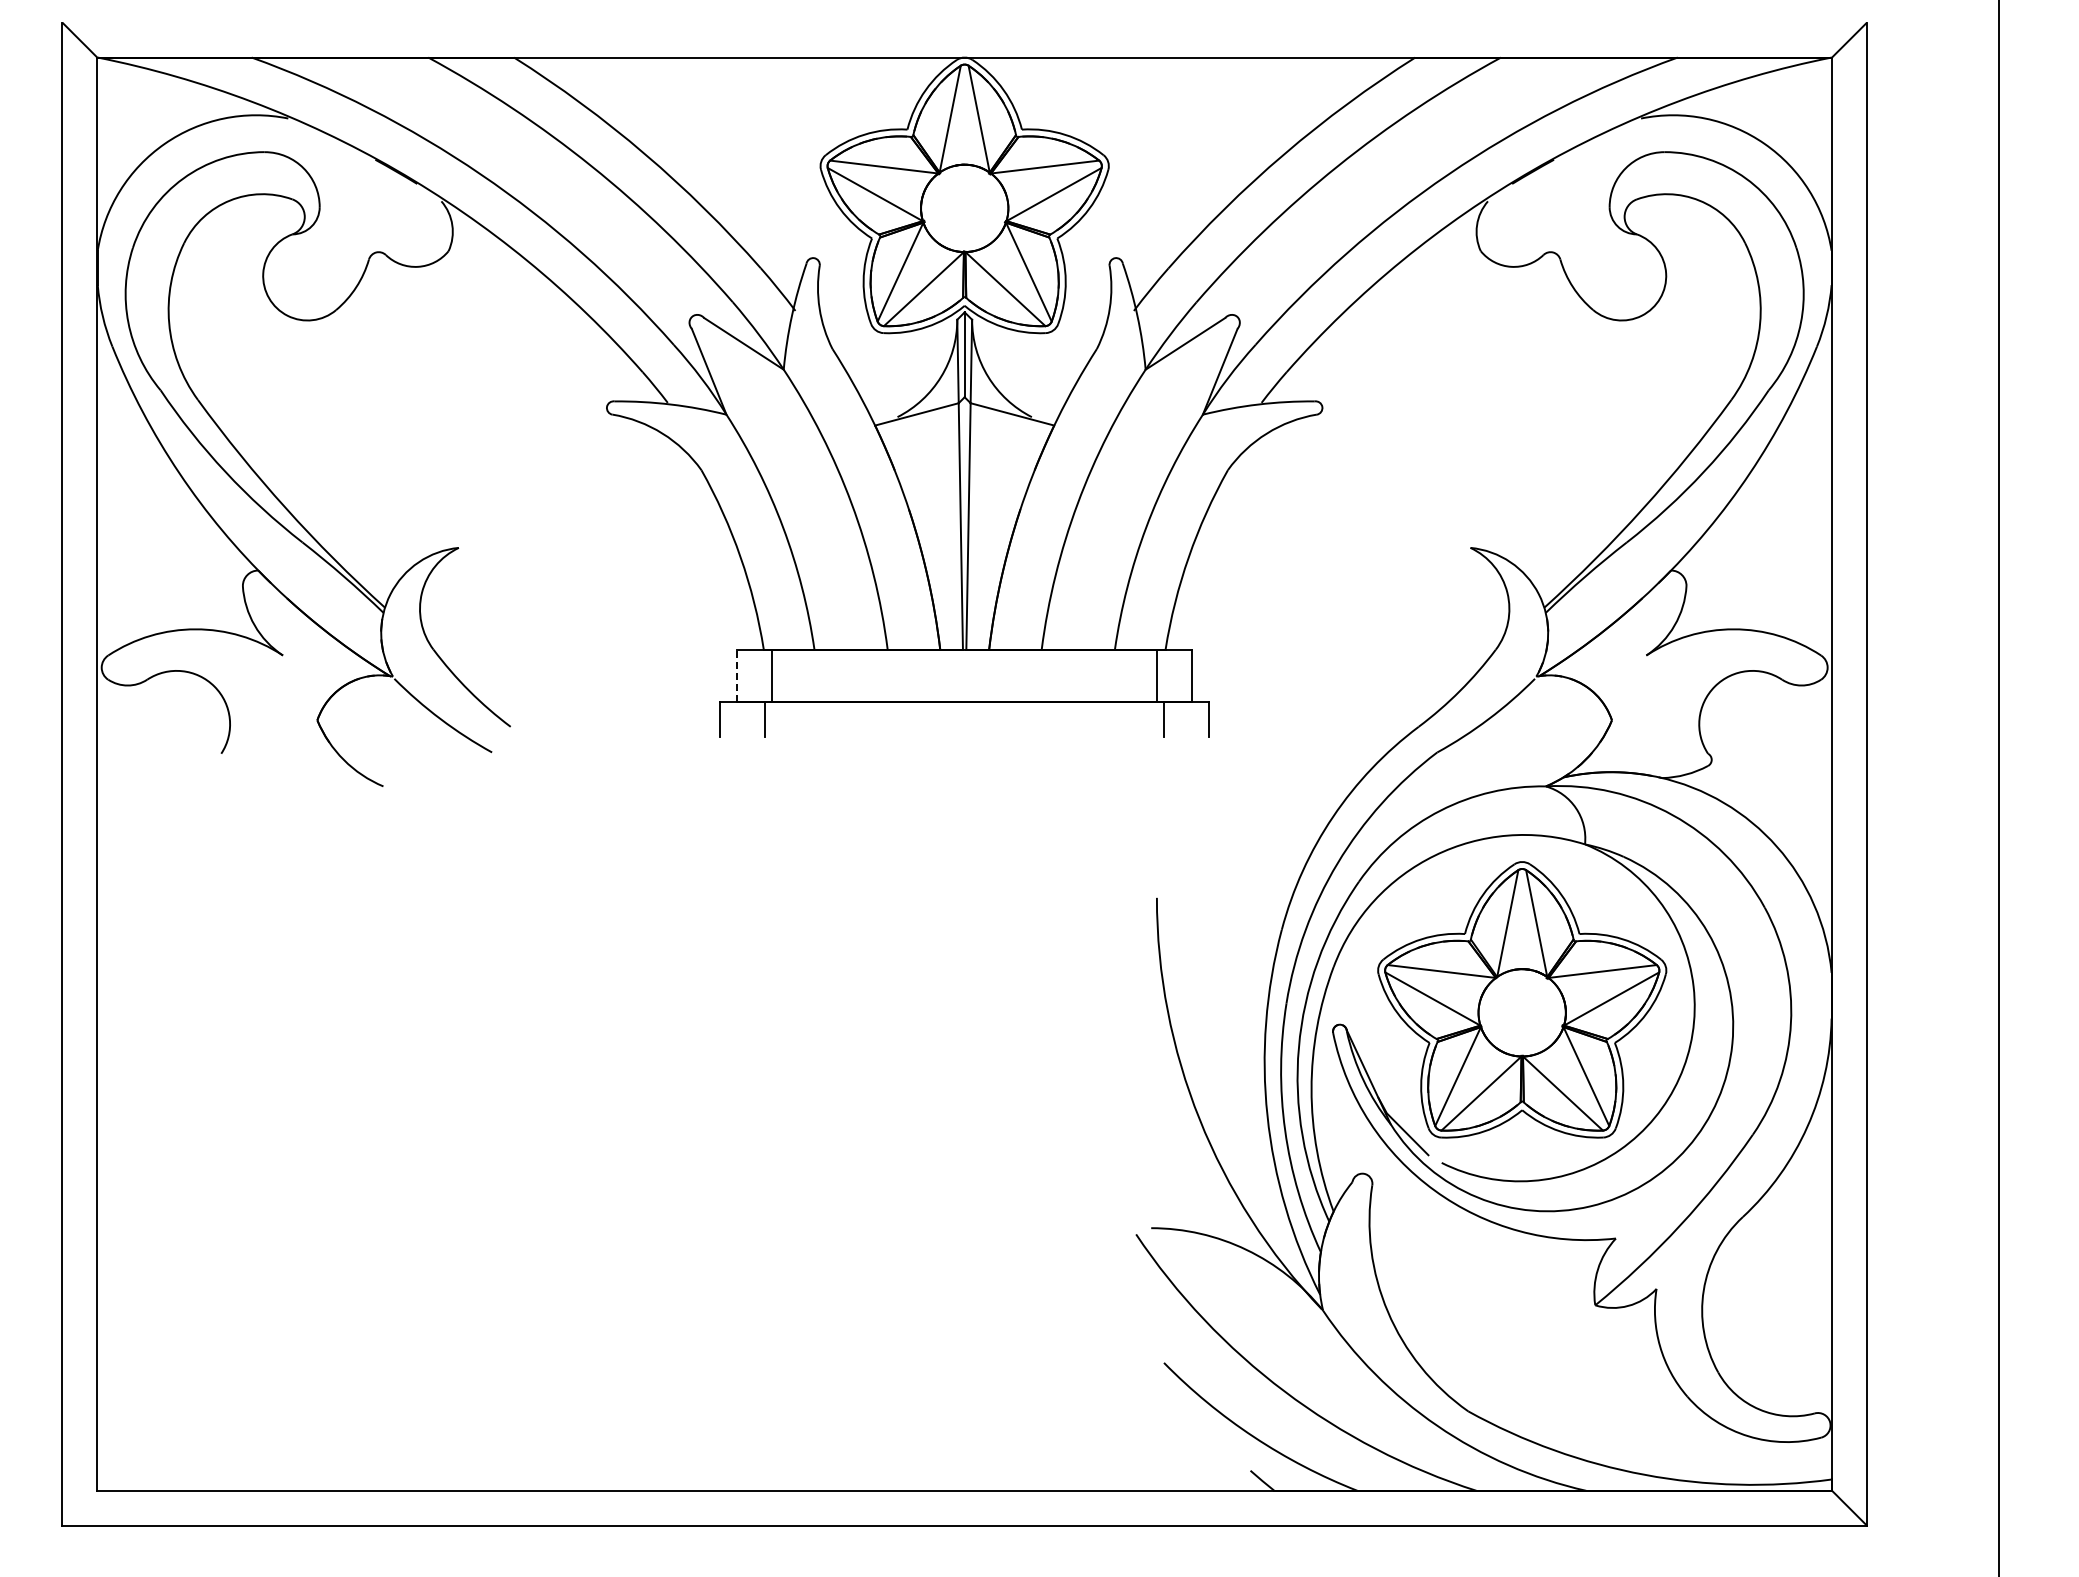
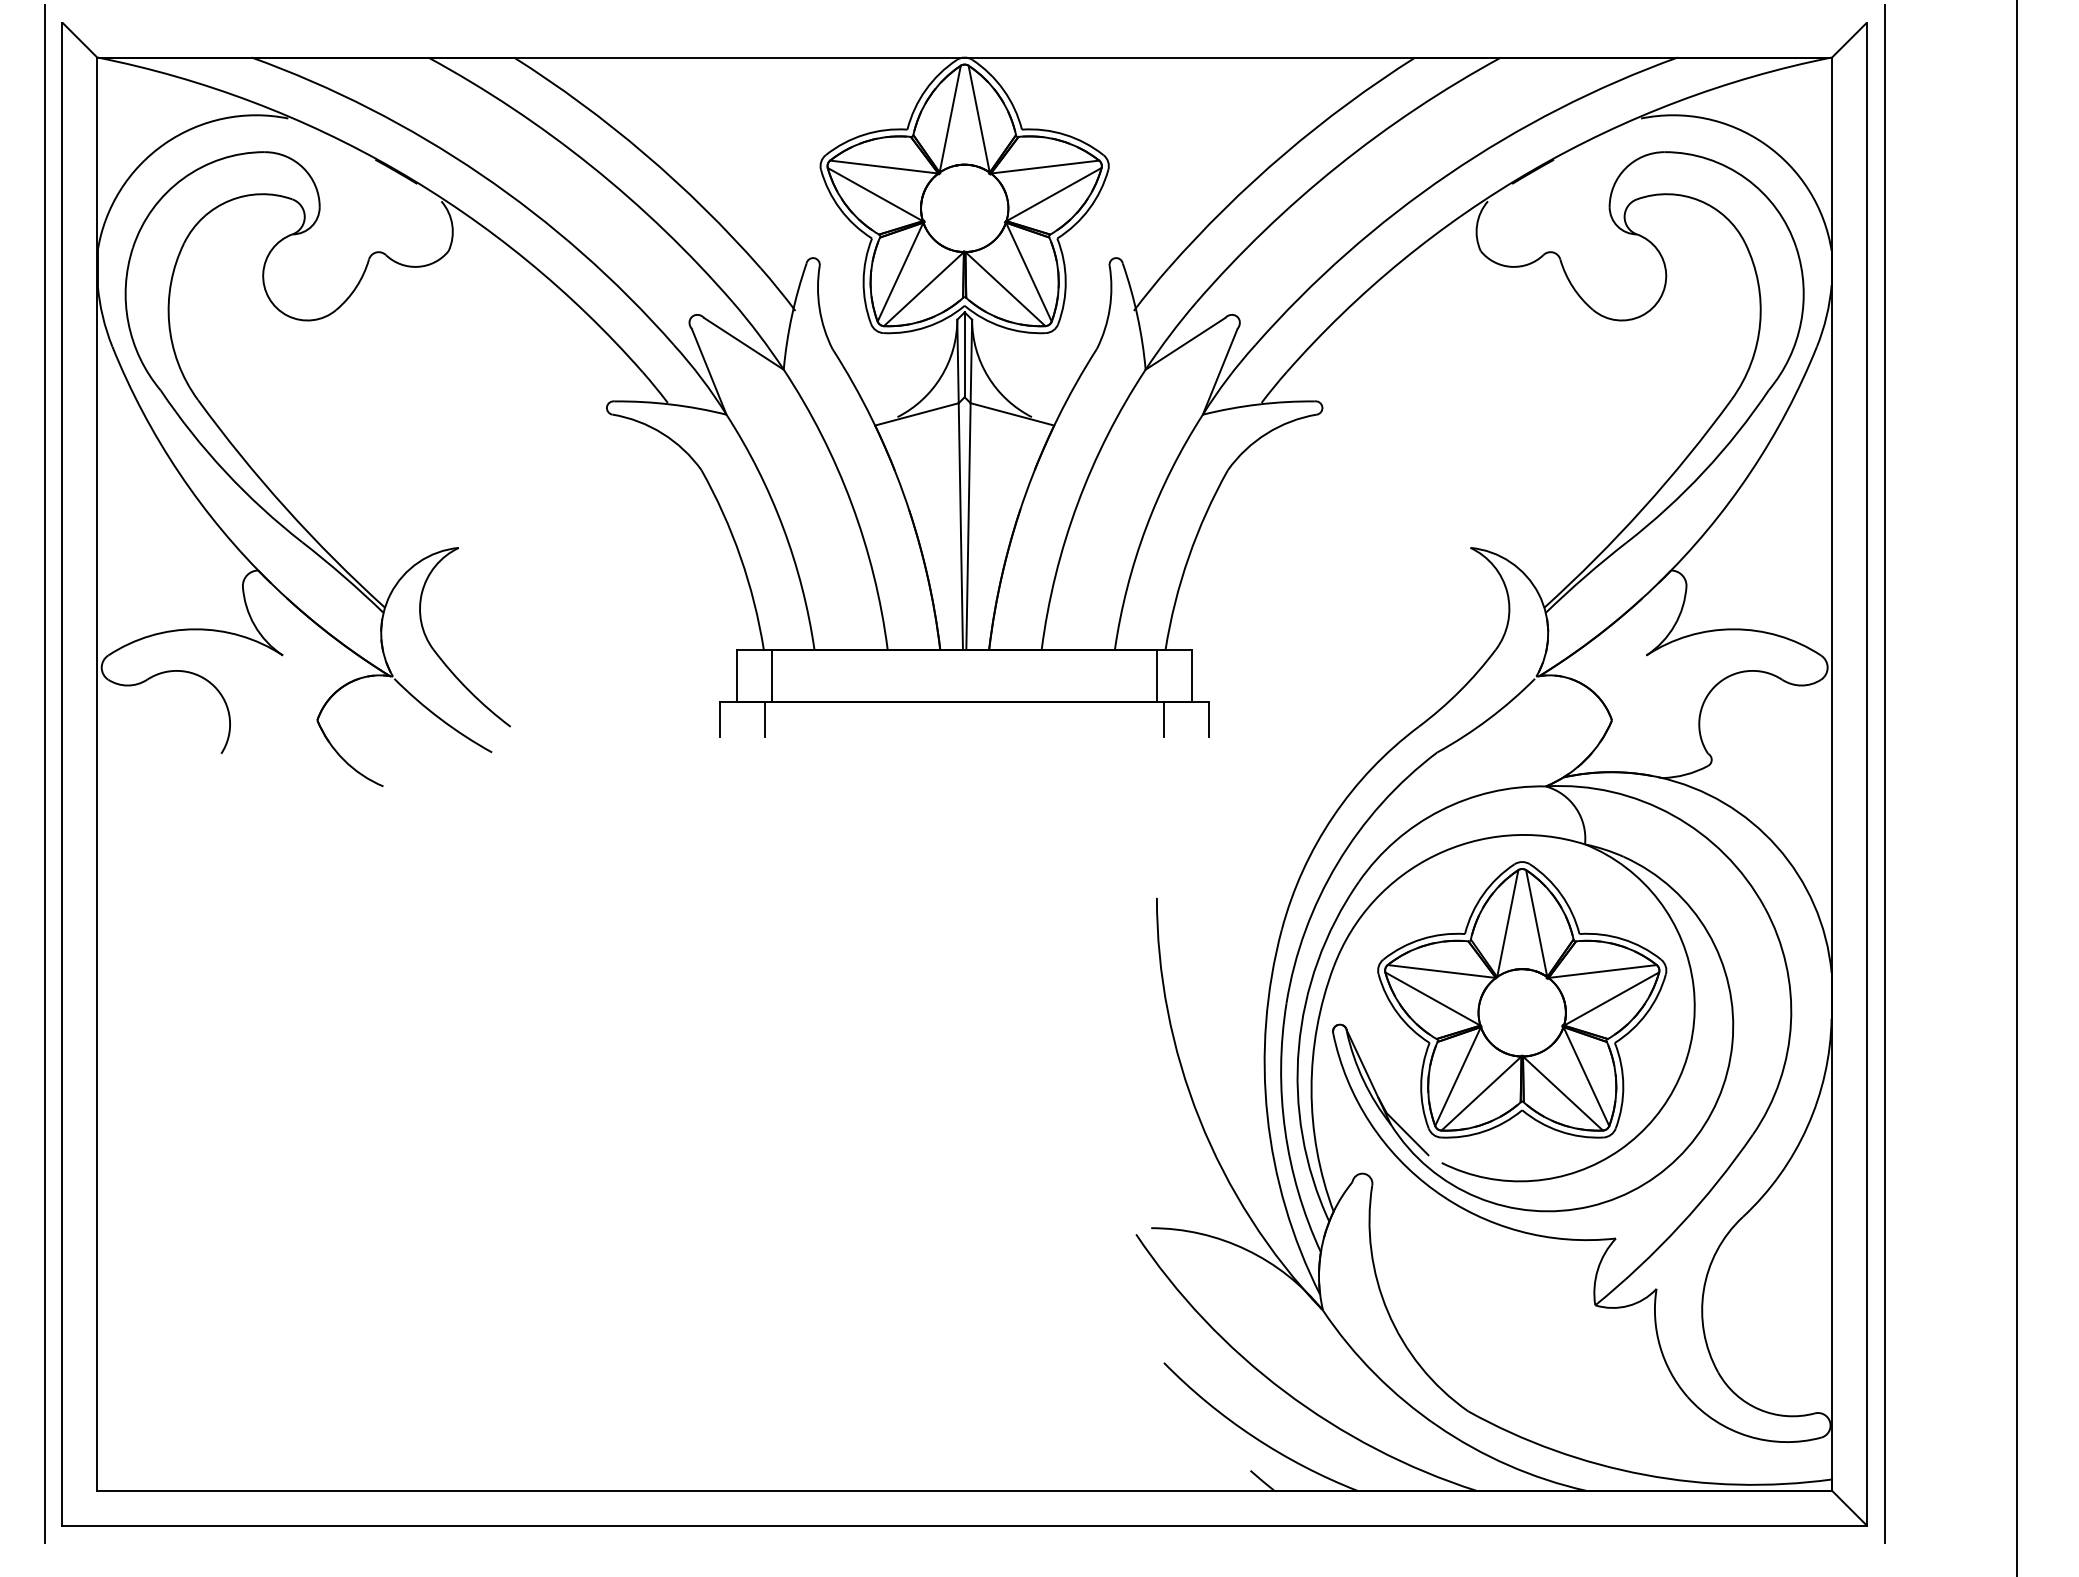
line: dashed -> solid (737, 675)
line: none -> present (44, 774)
line: none -> present (1884, 774)
line position: (1998, 787) -> (2016, 787) (2016, 787)
